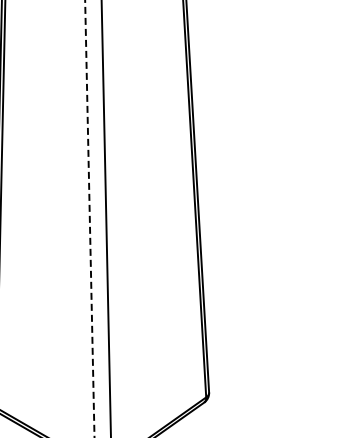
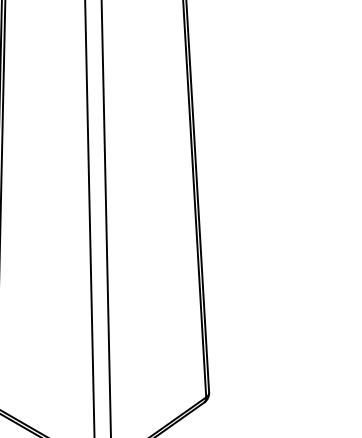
line: dashed -> solid (89, 219)
